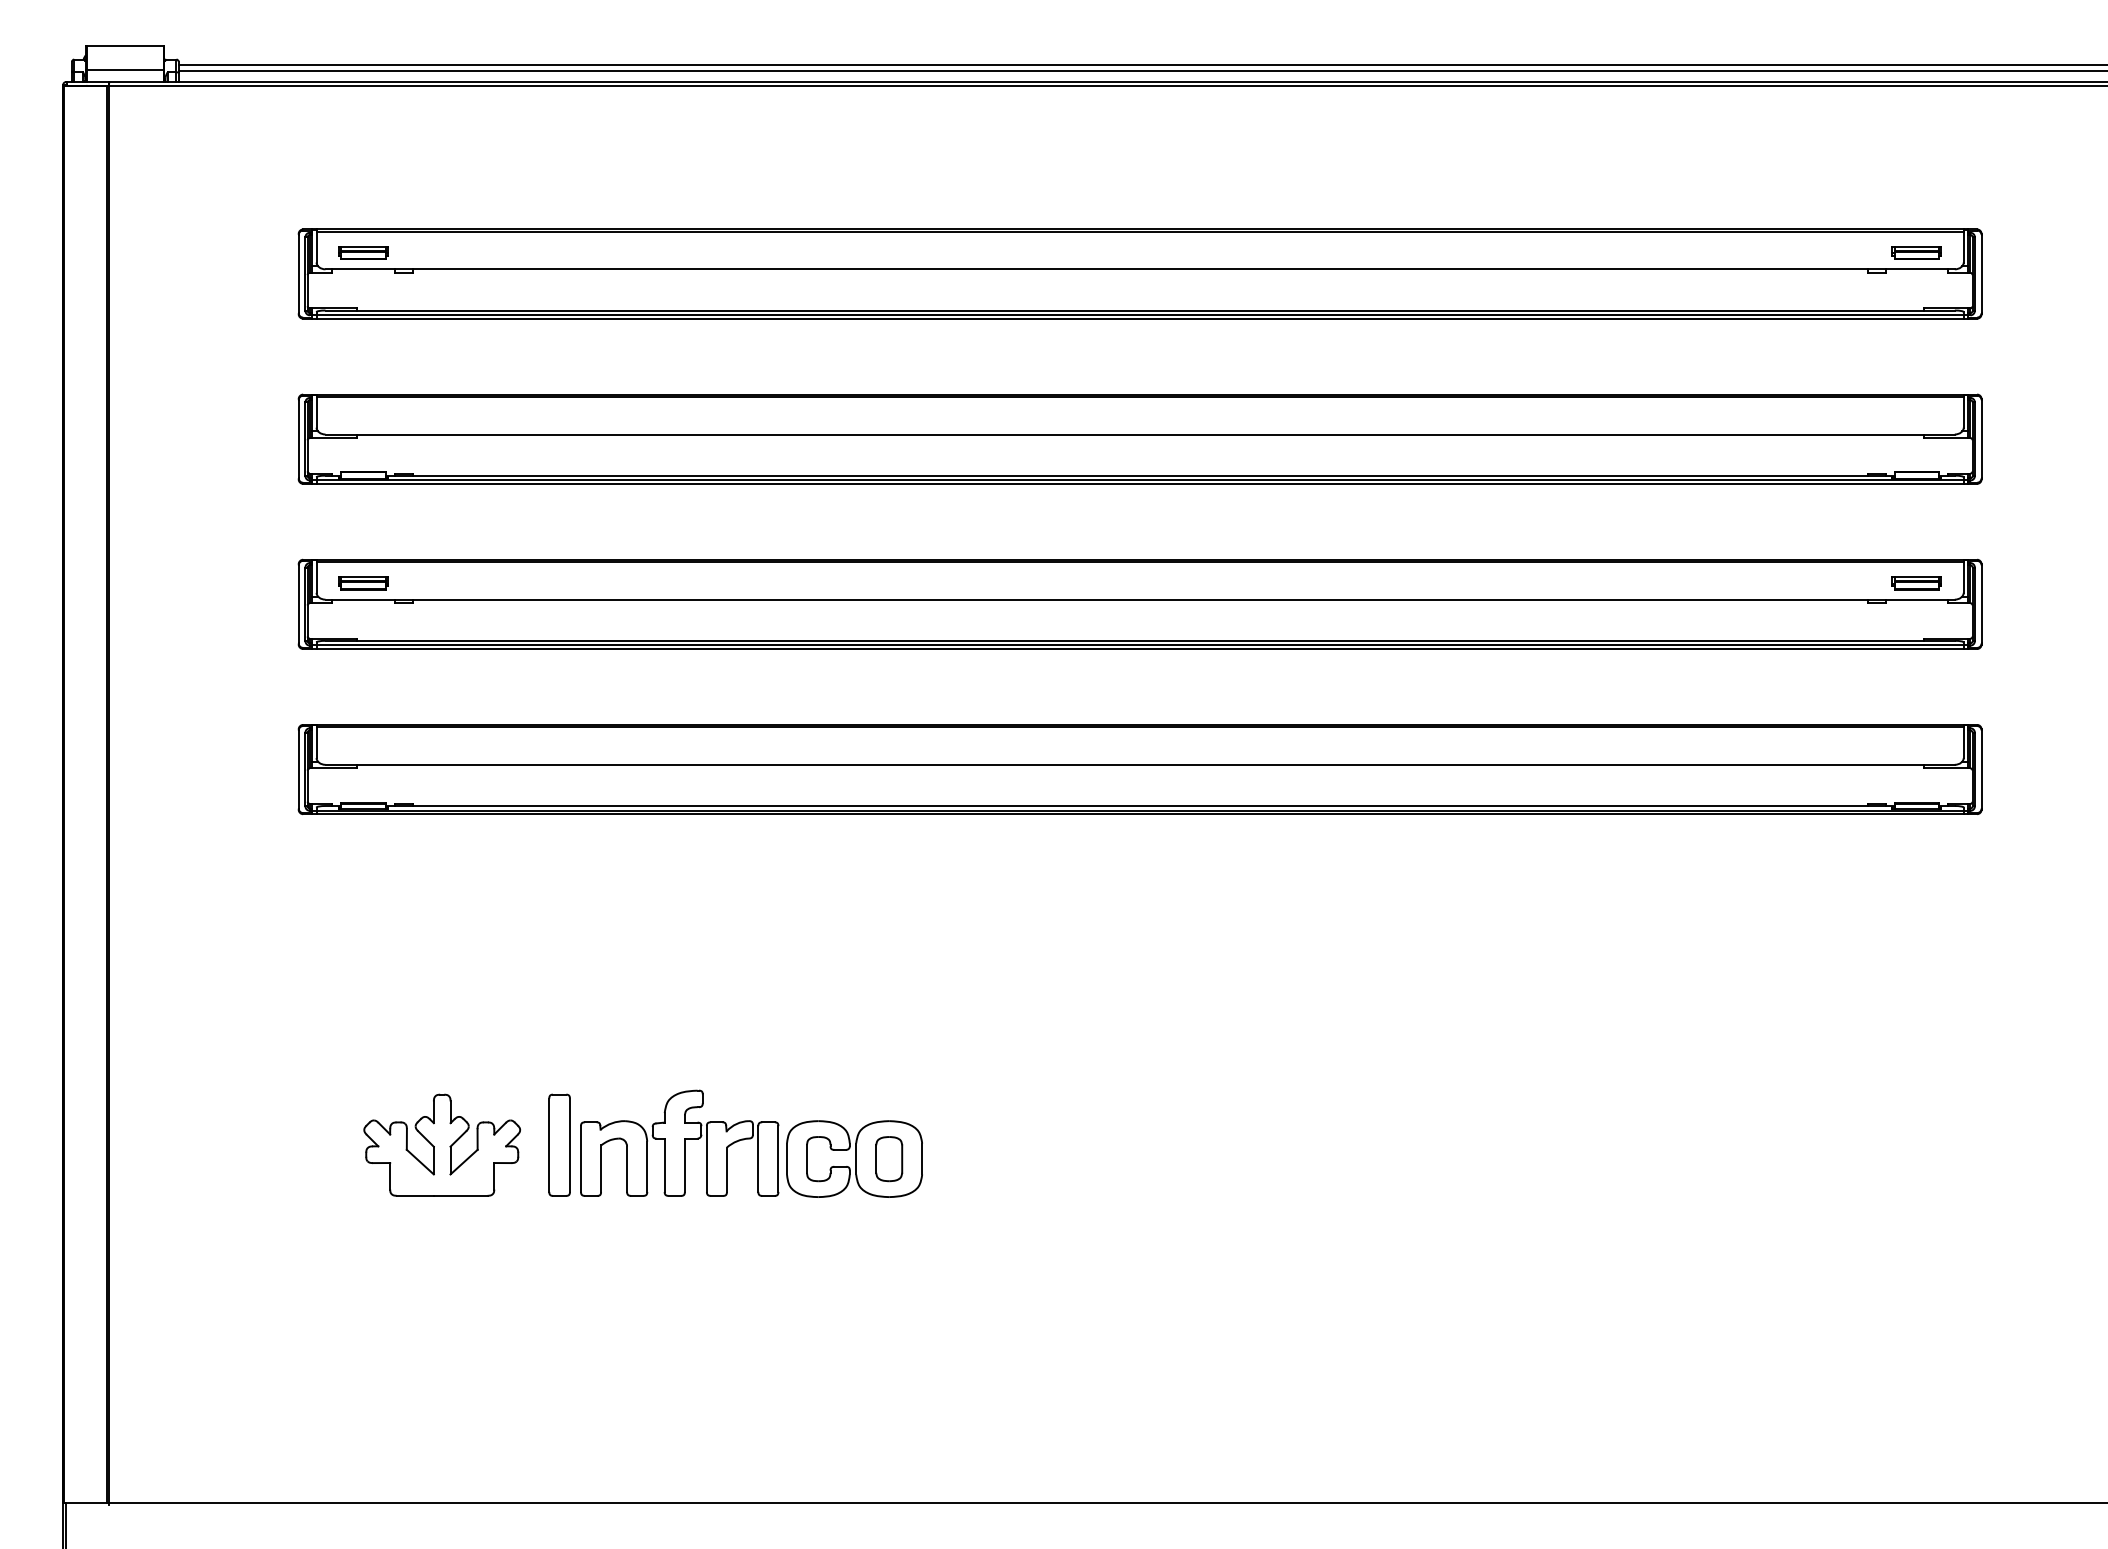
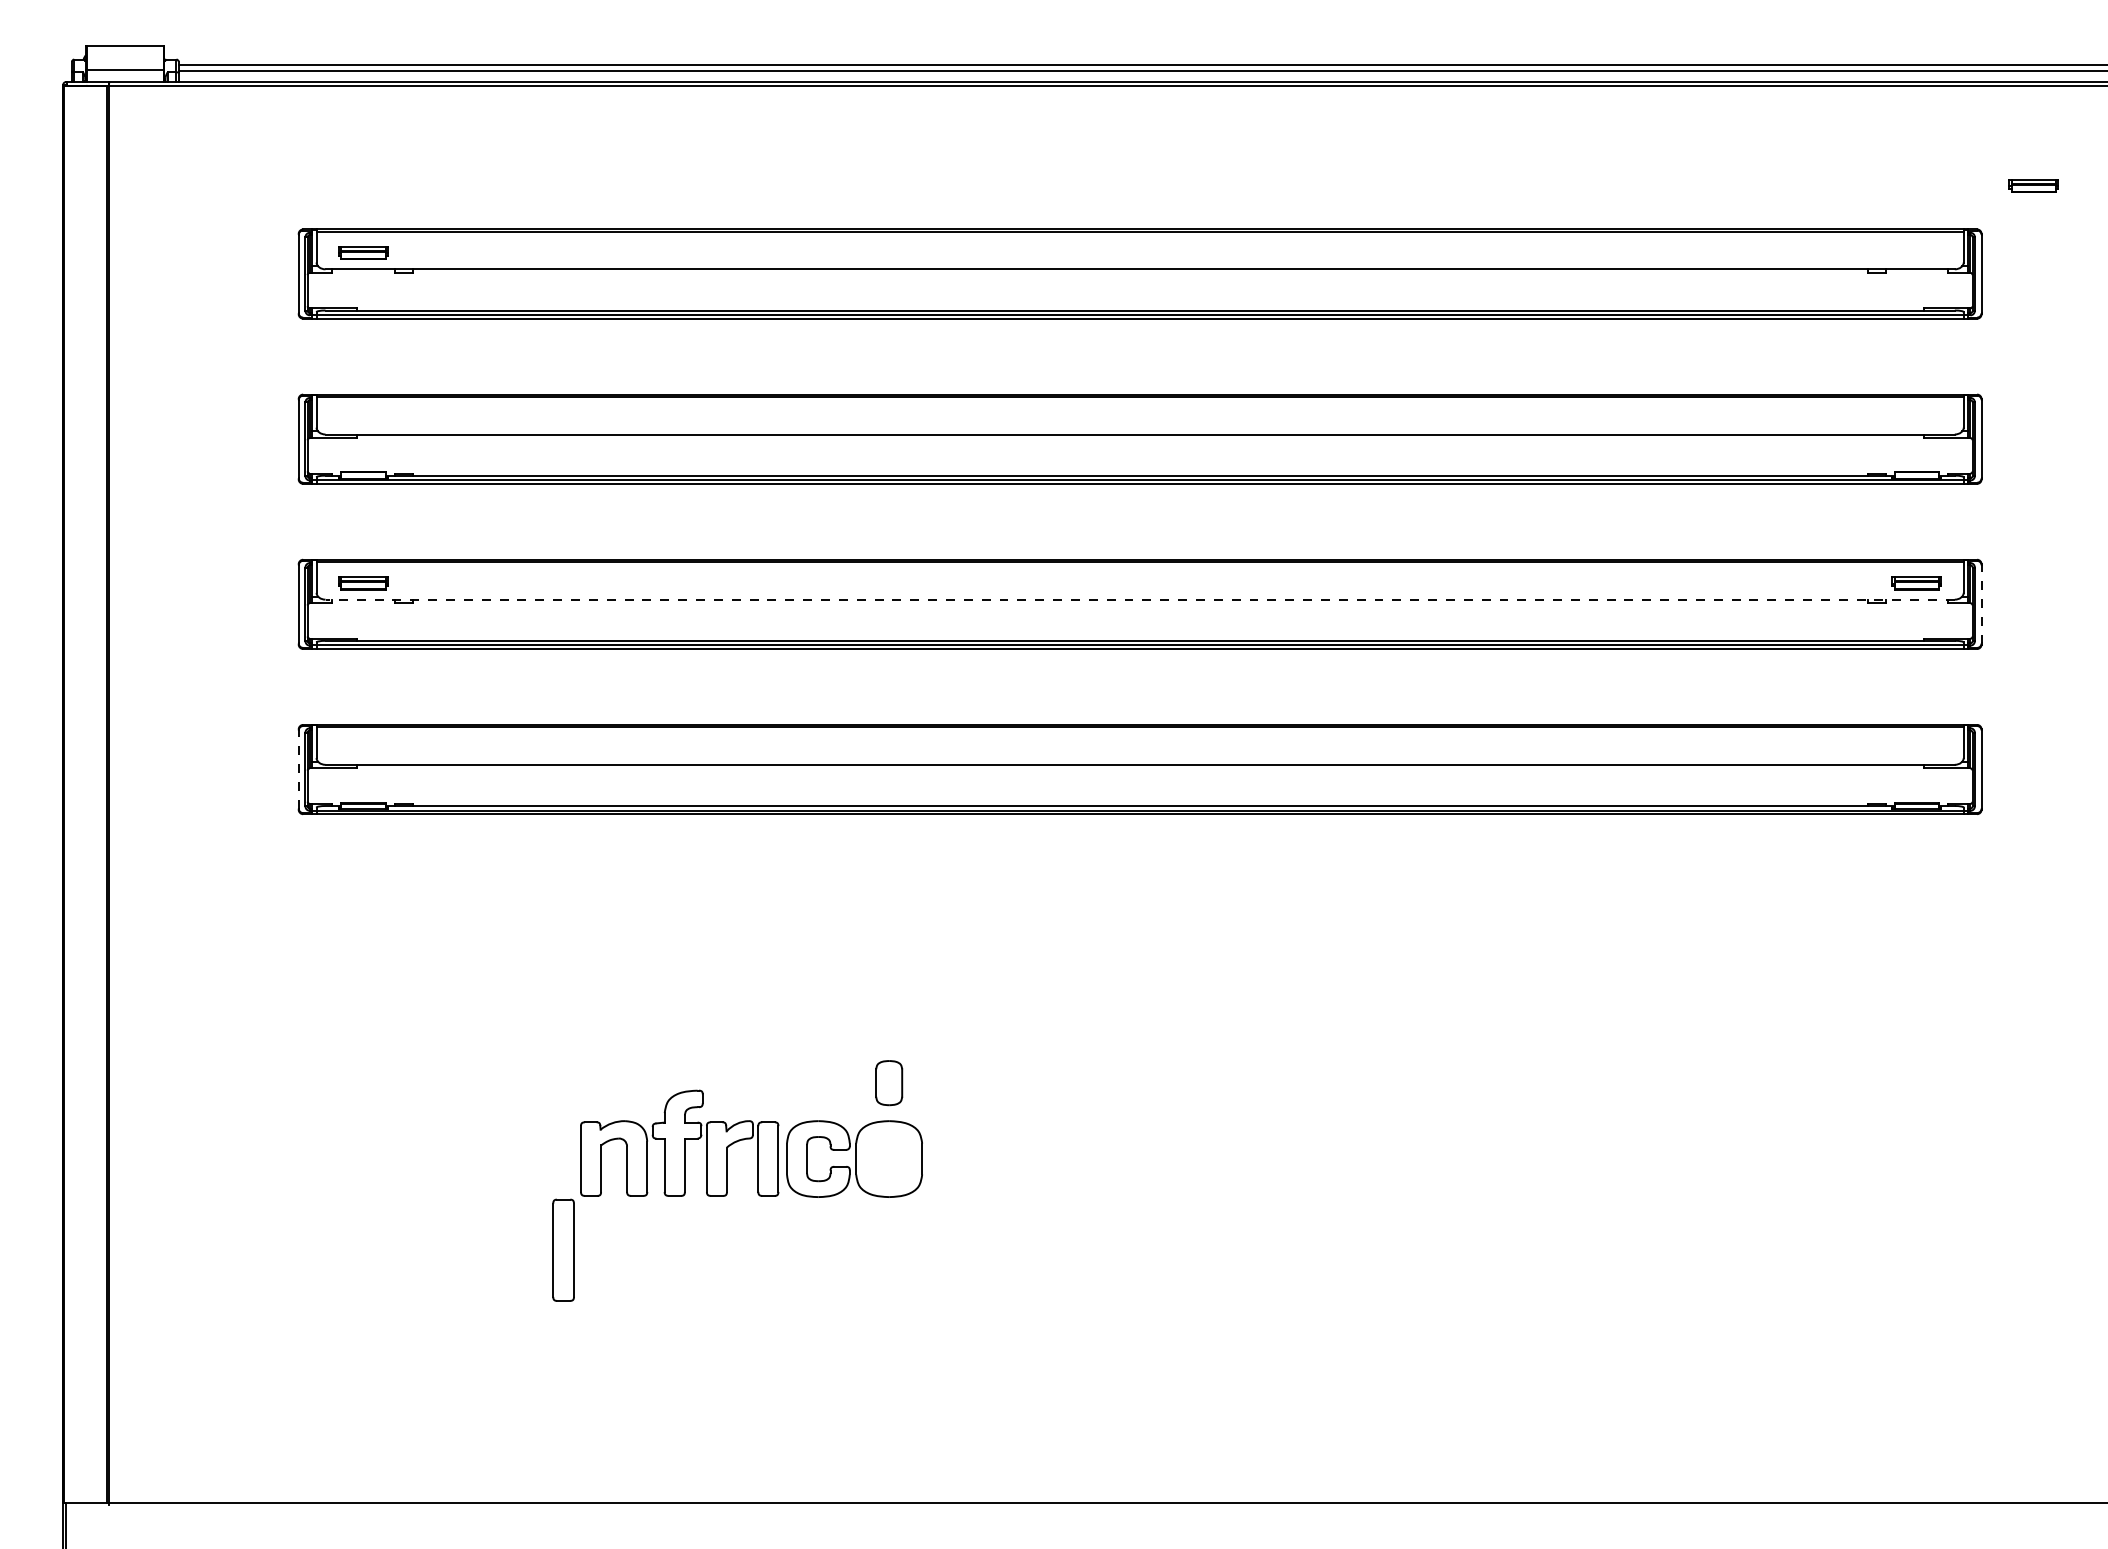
part position: (1916, 252) -> (2033, 185) (2033, 185)
line: solid -> dashed (1140, 599)
line: solid -> dashed (1981, 603)
line: solid -> dashed (298, 769)
part: present -> none (441, 1144)
part position: (559, 1144) -> (563, 1249) (563, 1249)
part position: (889, 1159) -> (889, 1083) (889, 1083)
